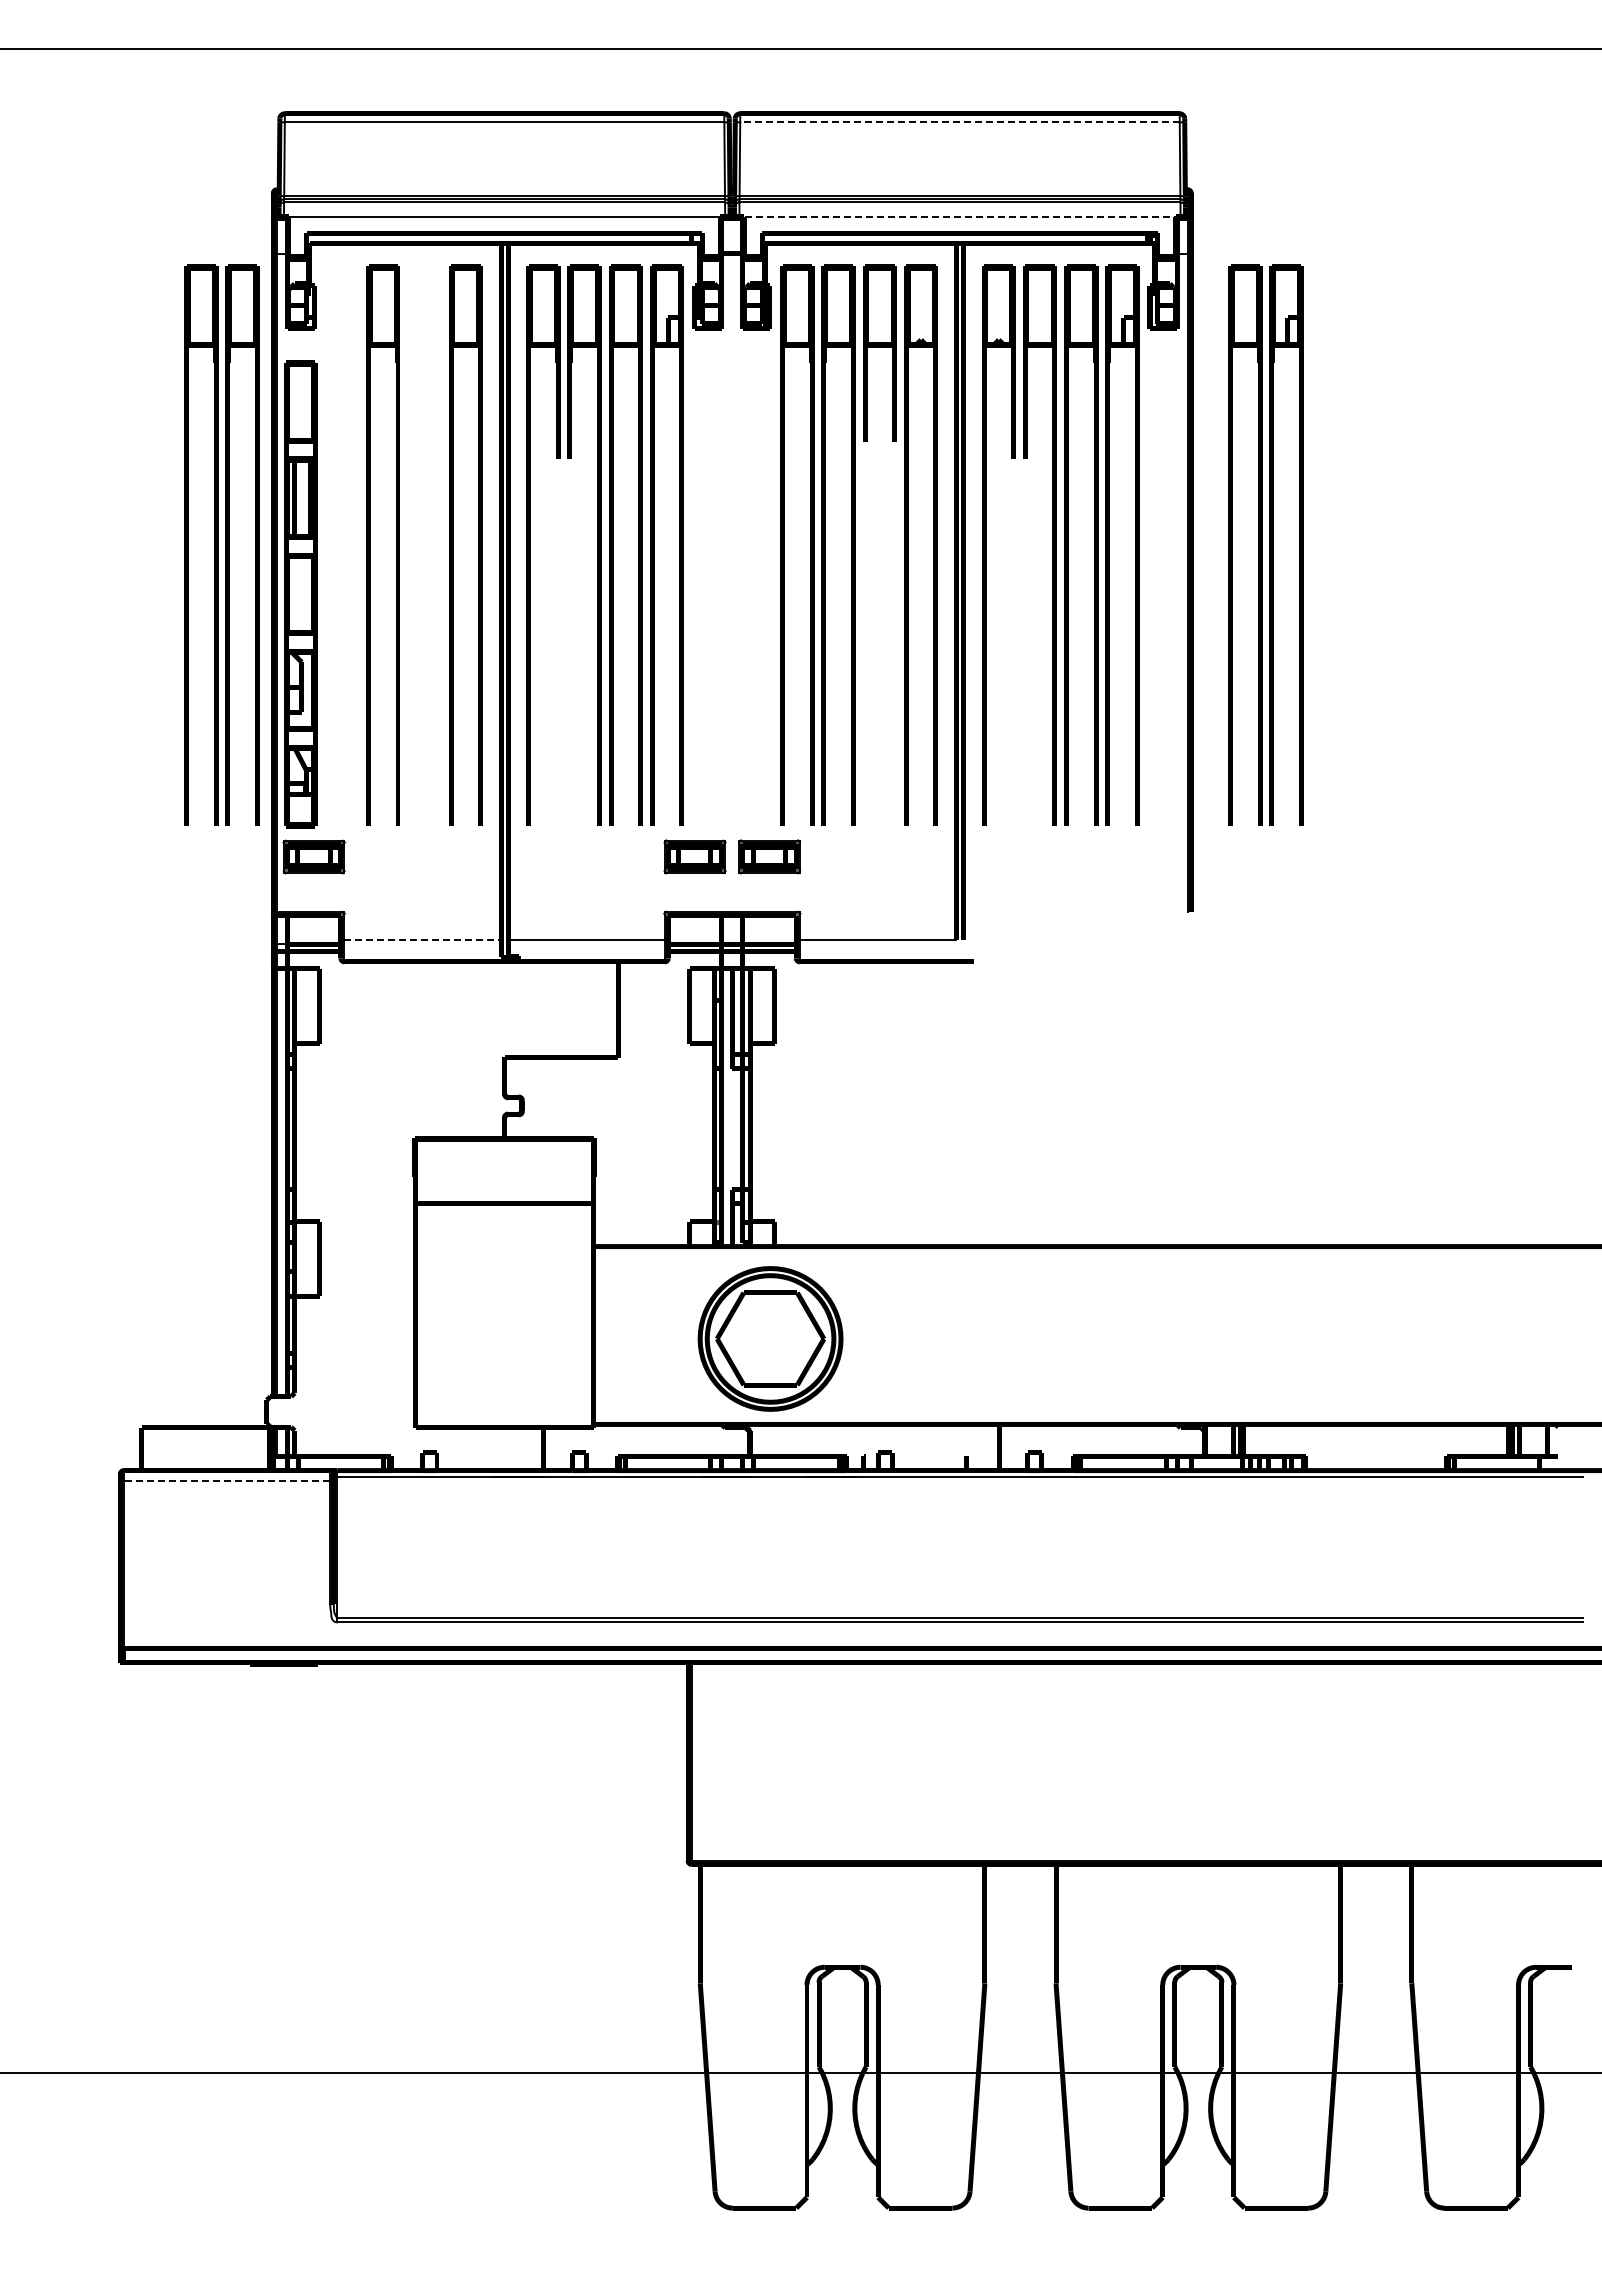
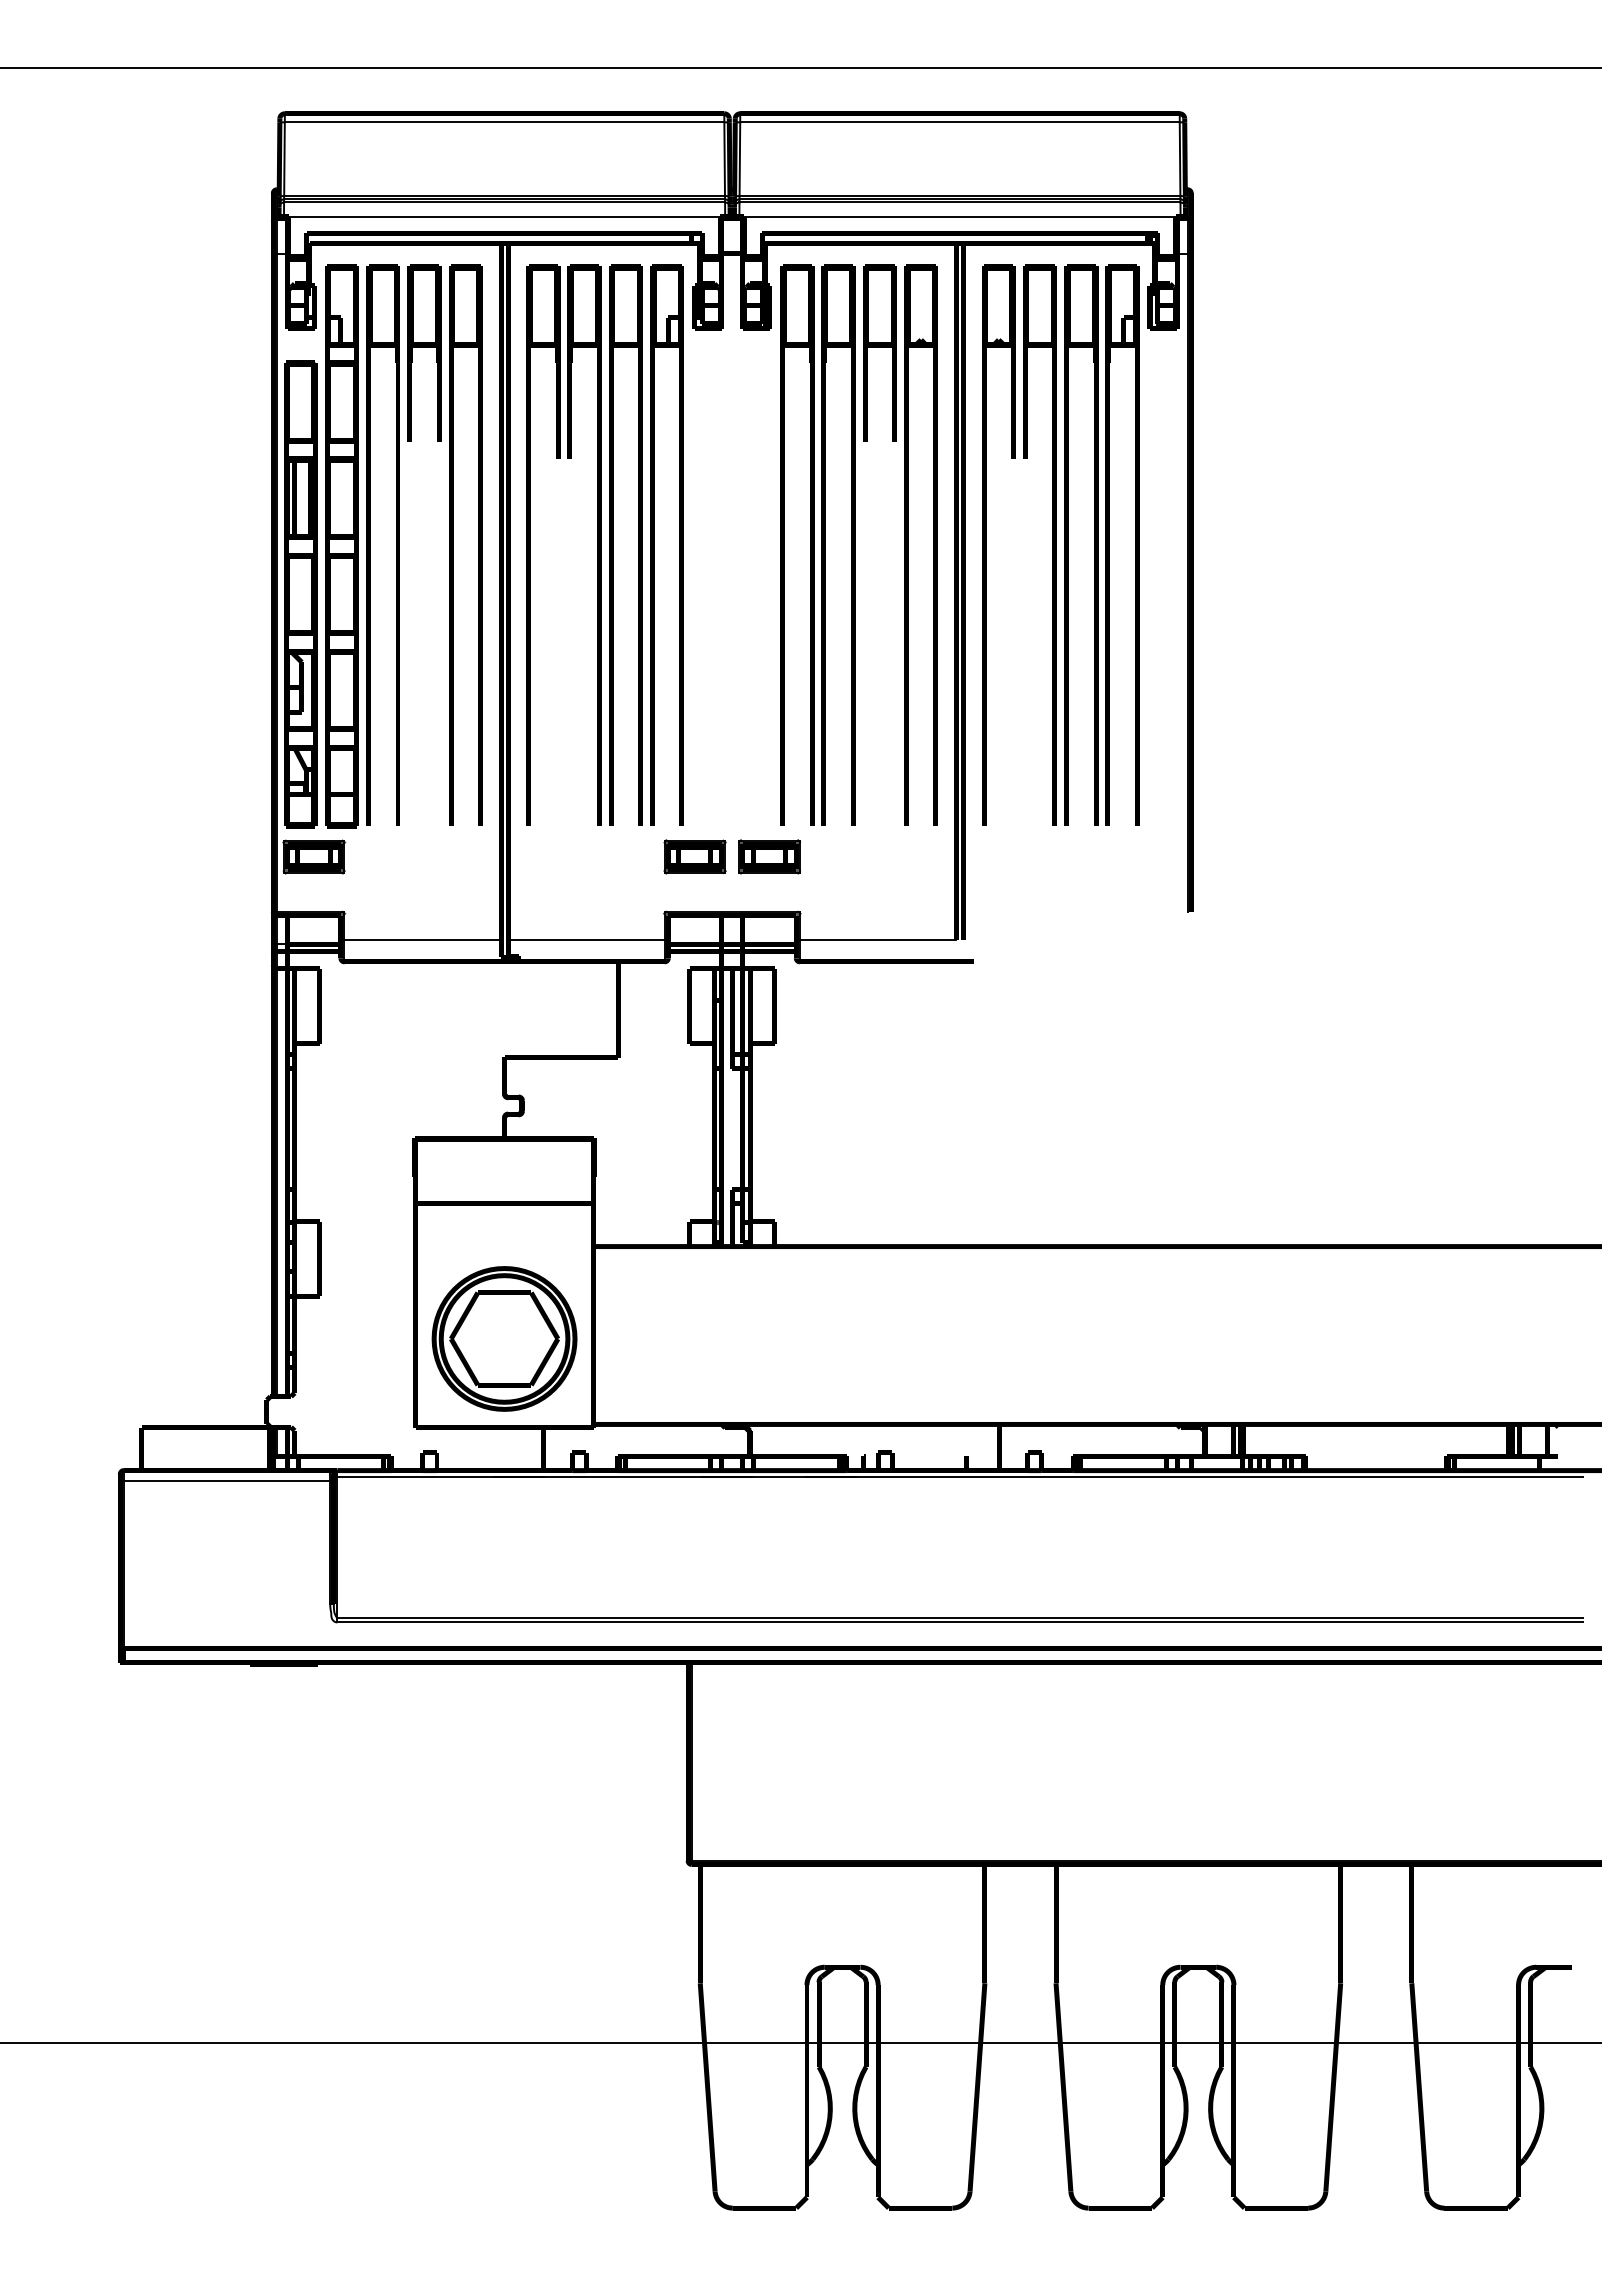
line position: (800, 49) -> (800, 68) (800, 68)
line: dashed -> solid (959, 122)
line: dashed -> solid (959, 216)
part: none -> present (424, 352)
part: present -> none (221, 544)
part: present -> none (1265, 544)
part: none -> present (341, 546)
line: dashed -> solid (423, 940)
part position: (770, 1338) -> (504, 1338) (504, 1338)
line: dashed -> solid (226, 1481)
line position: (800, 2073) -> (800, 2043) (800, 2043)
